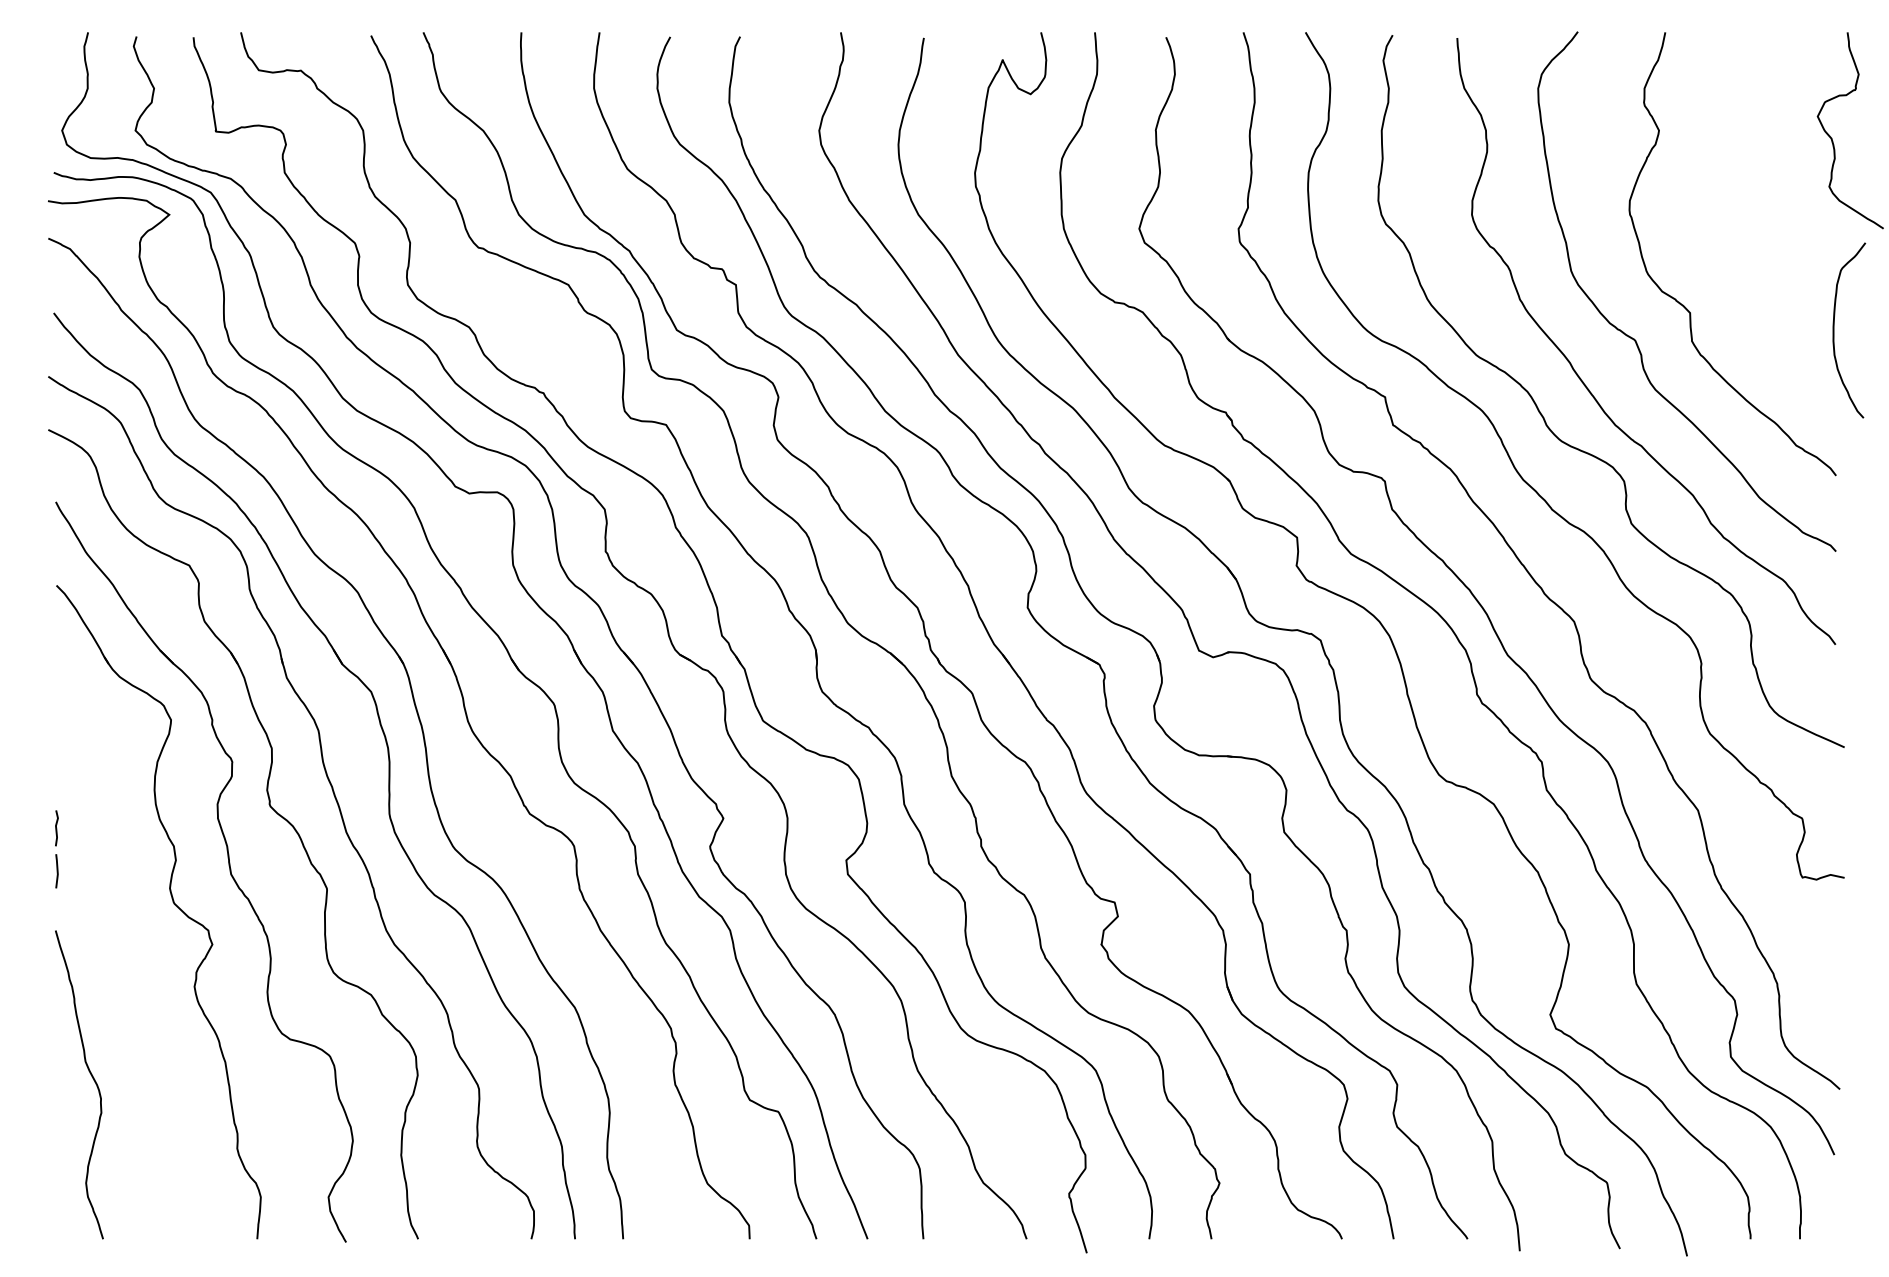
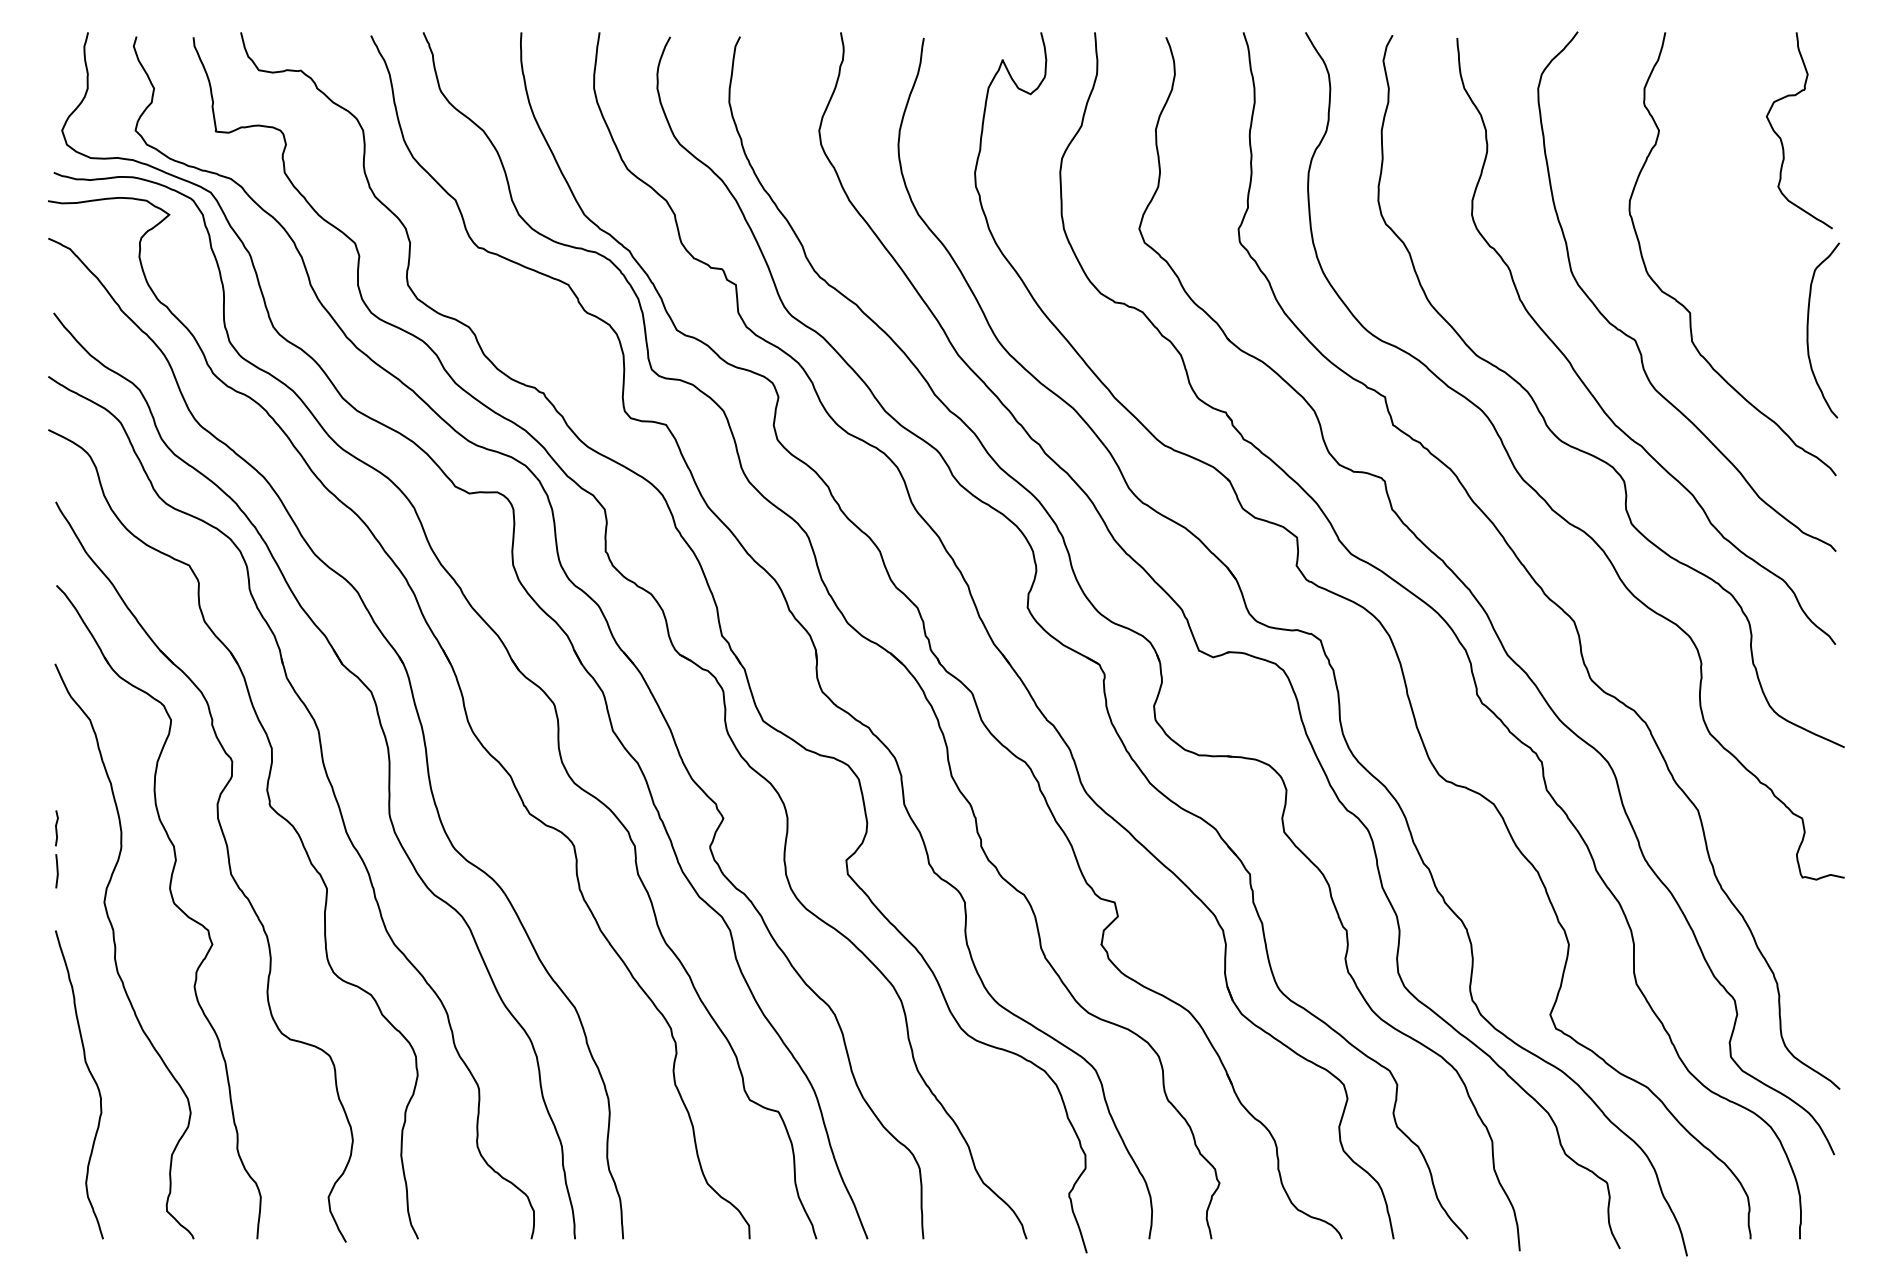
curve position: (1832, 138) -> (1781, 138) (1781, 138)
curve position: (1834, 330) -> (1808, 330) (1808, 330)
curve: none -> present (116, 951)
